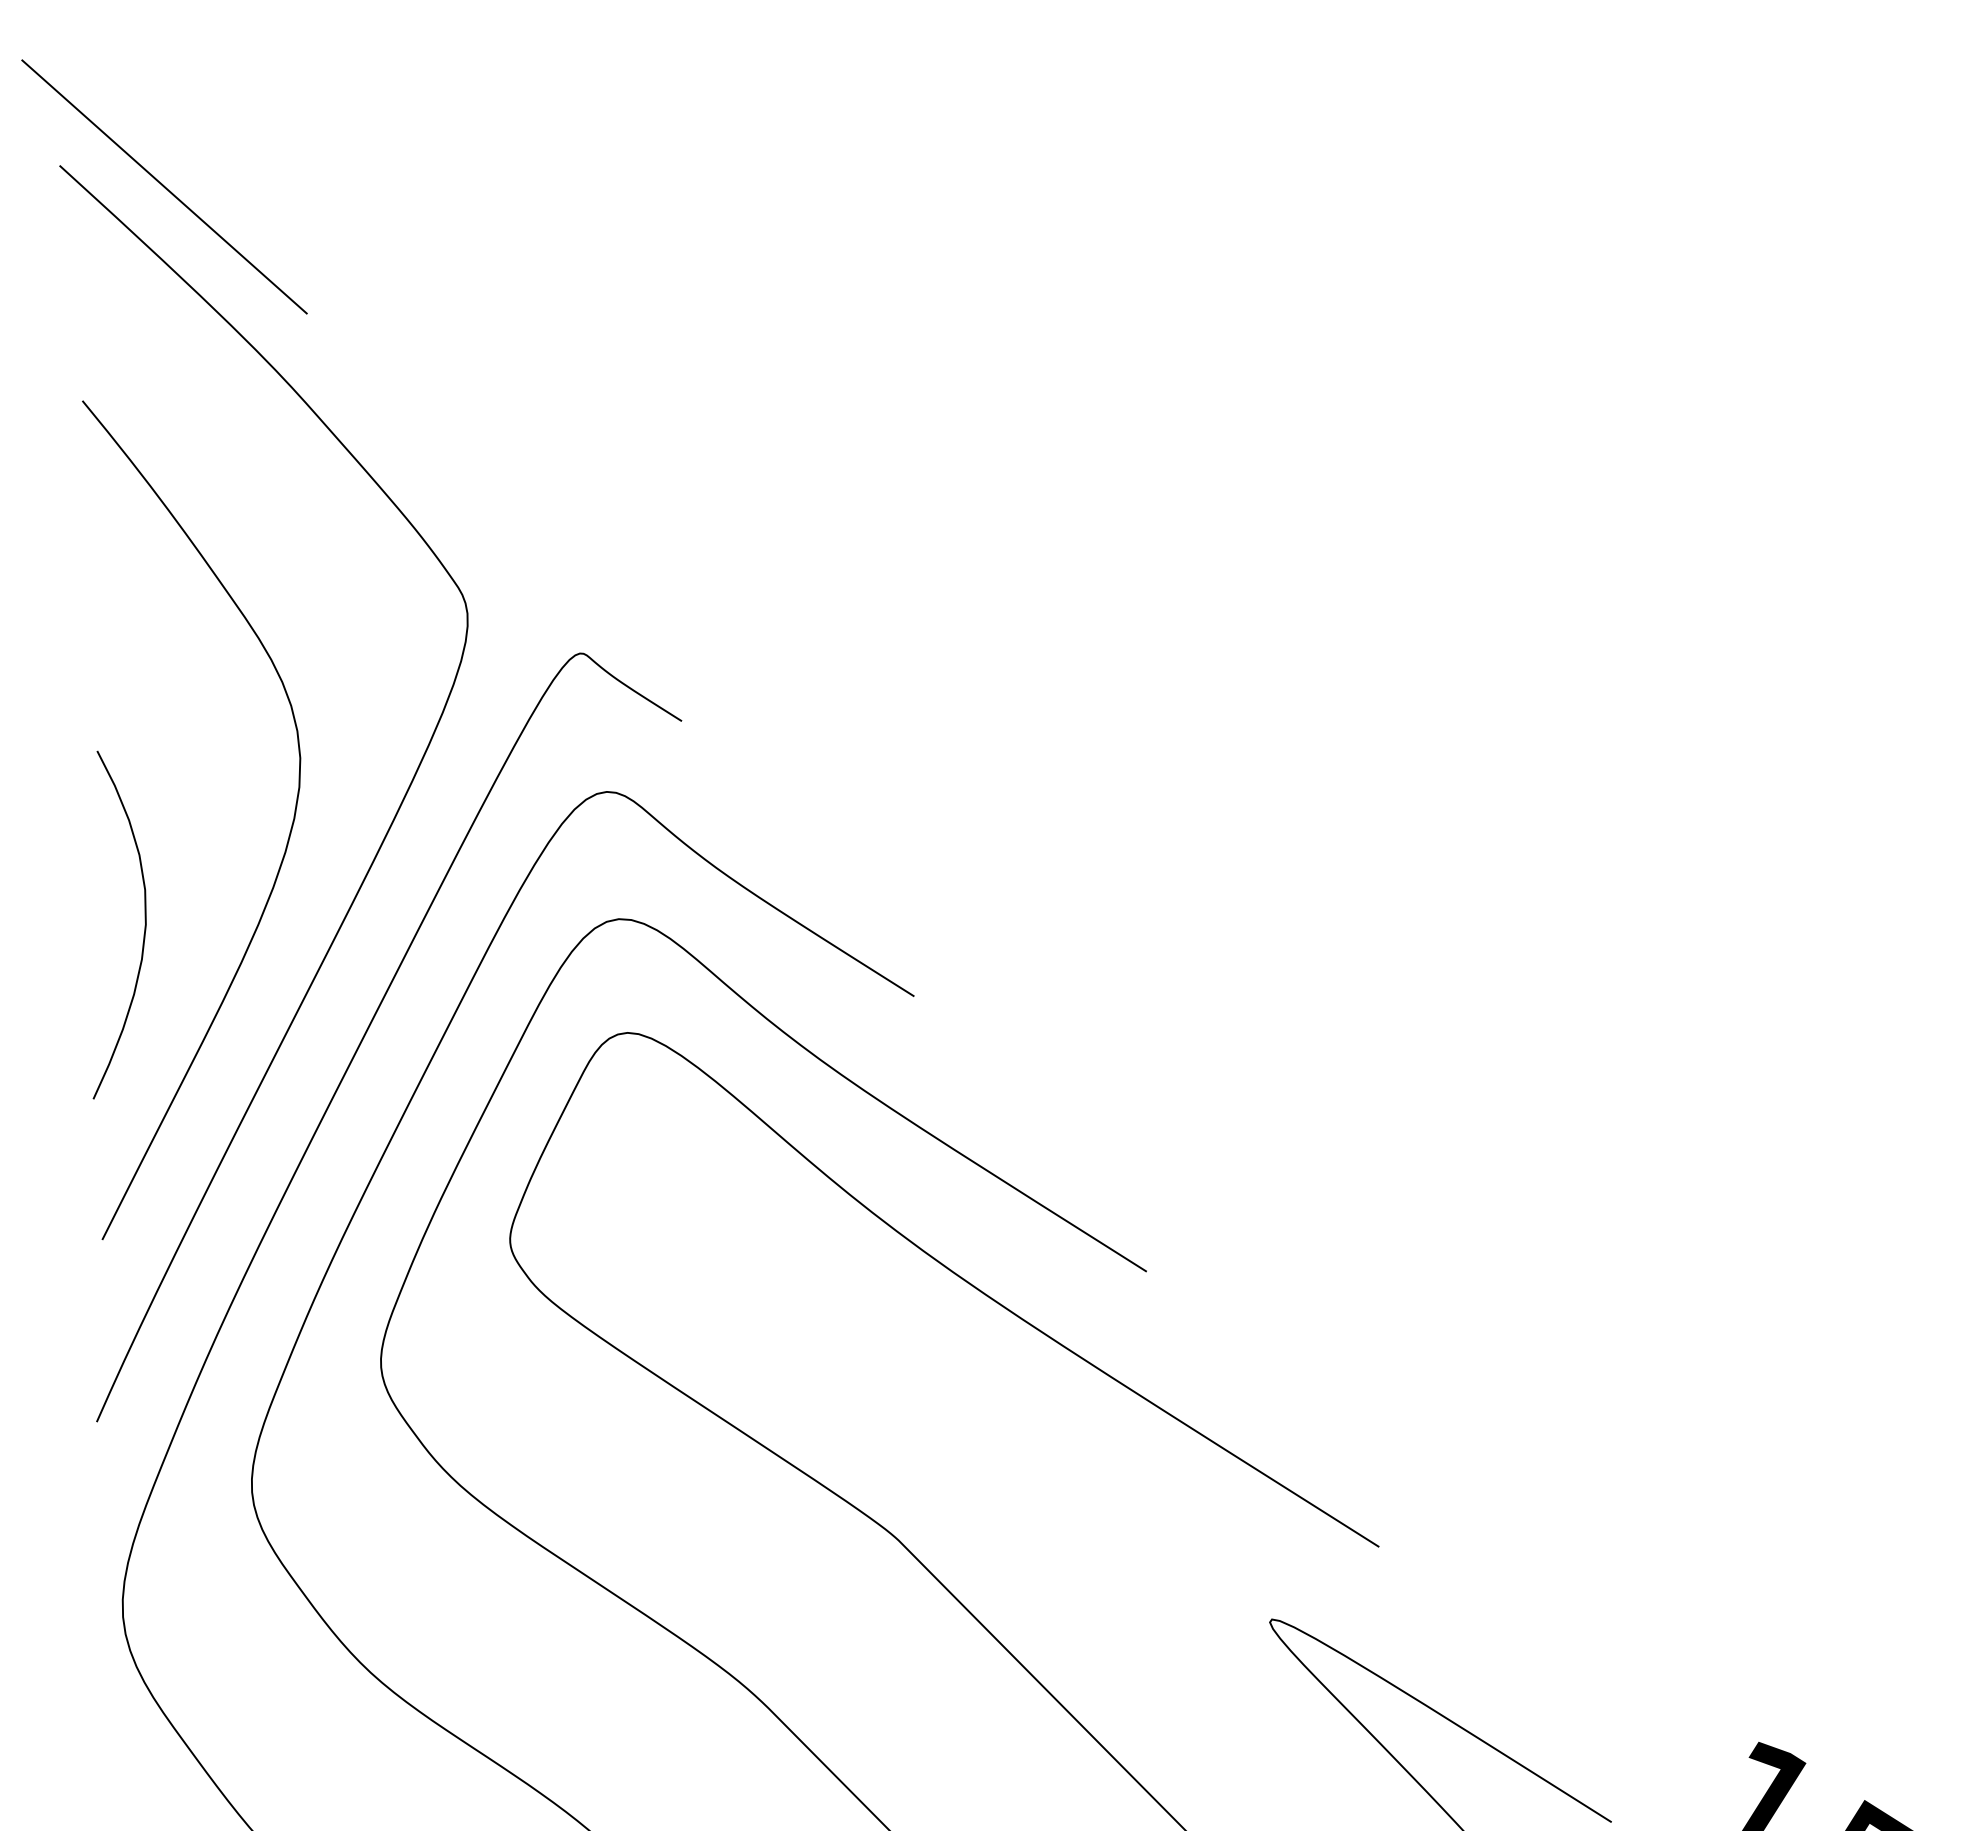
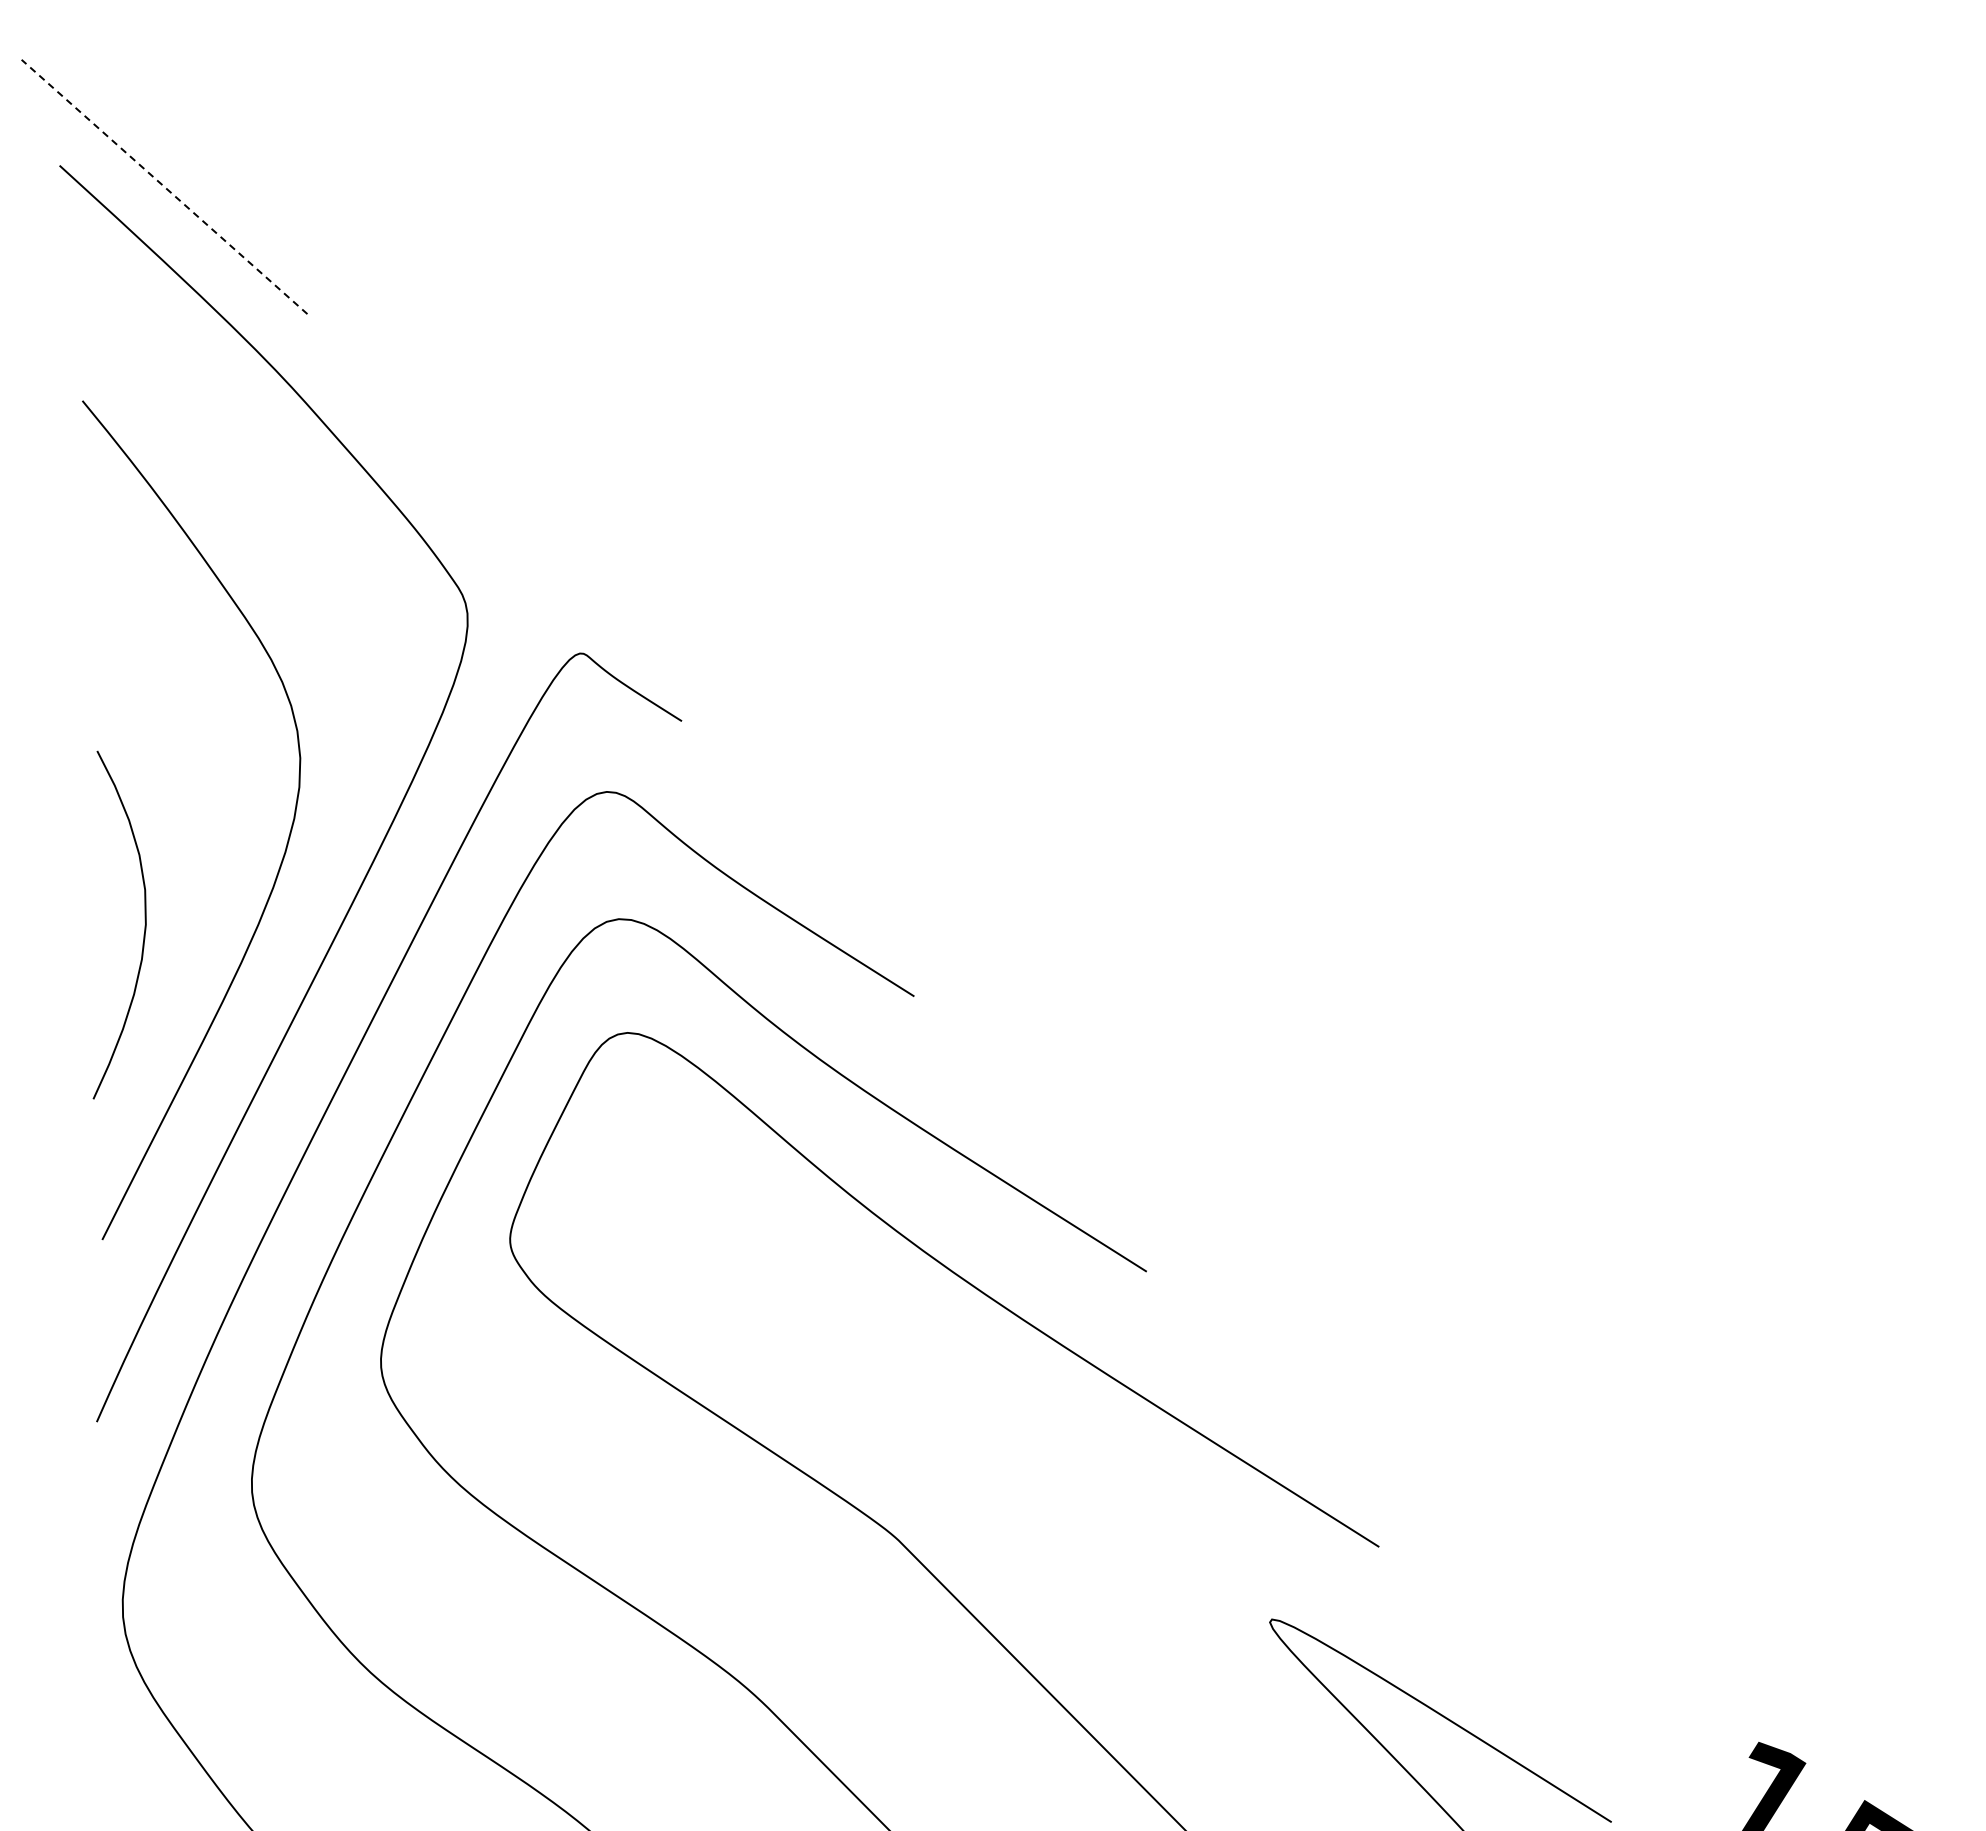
line: solid -> dashed (164, 186)
